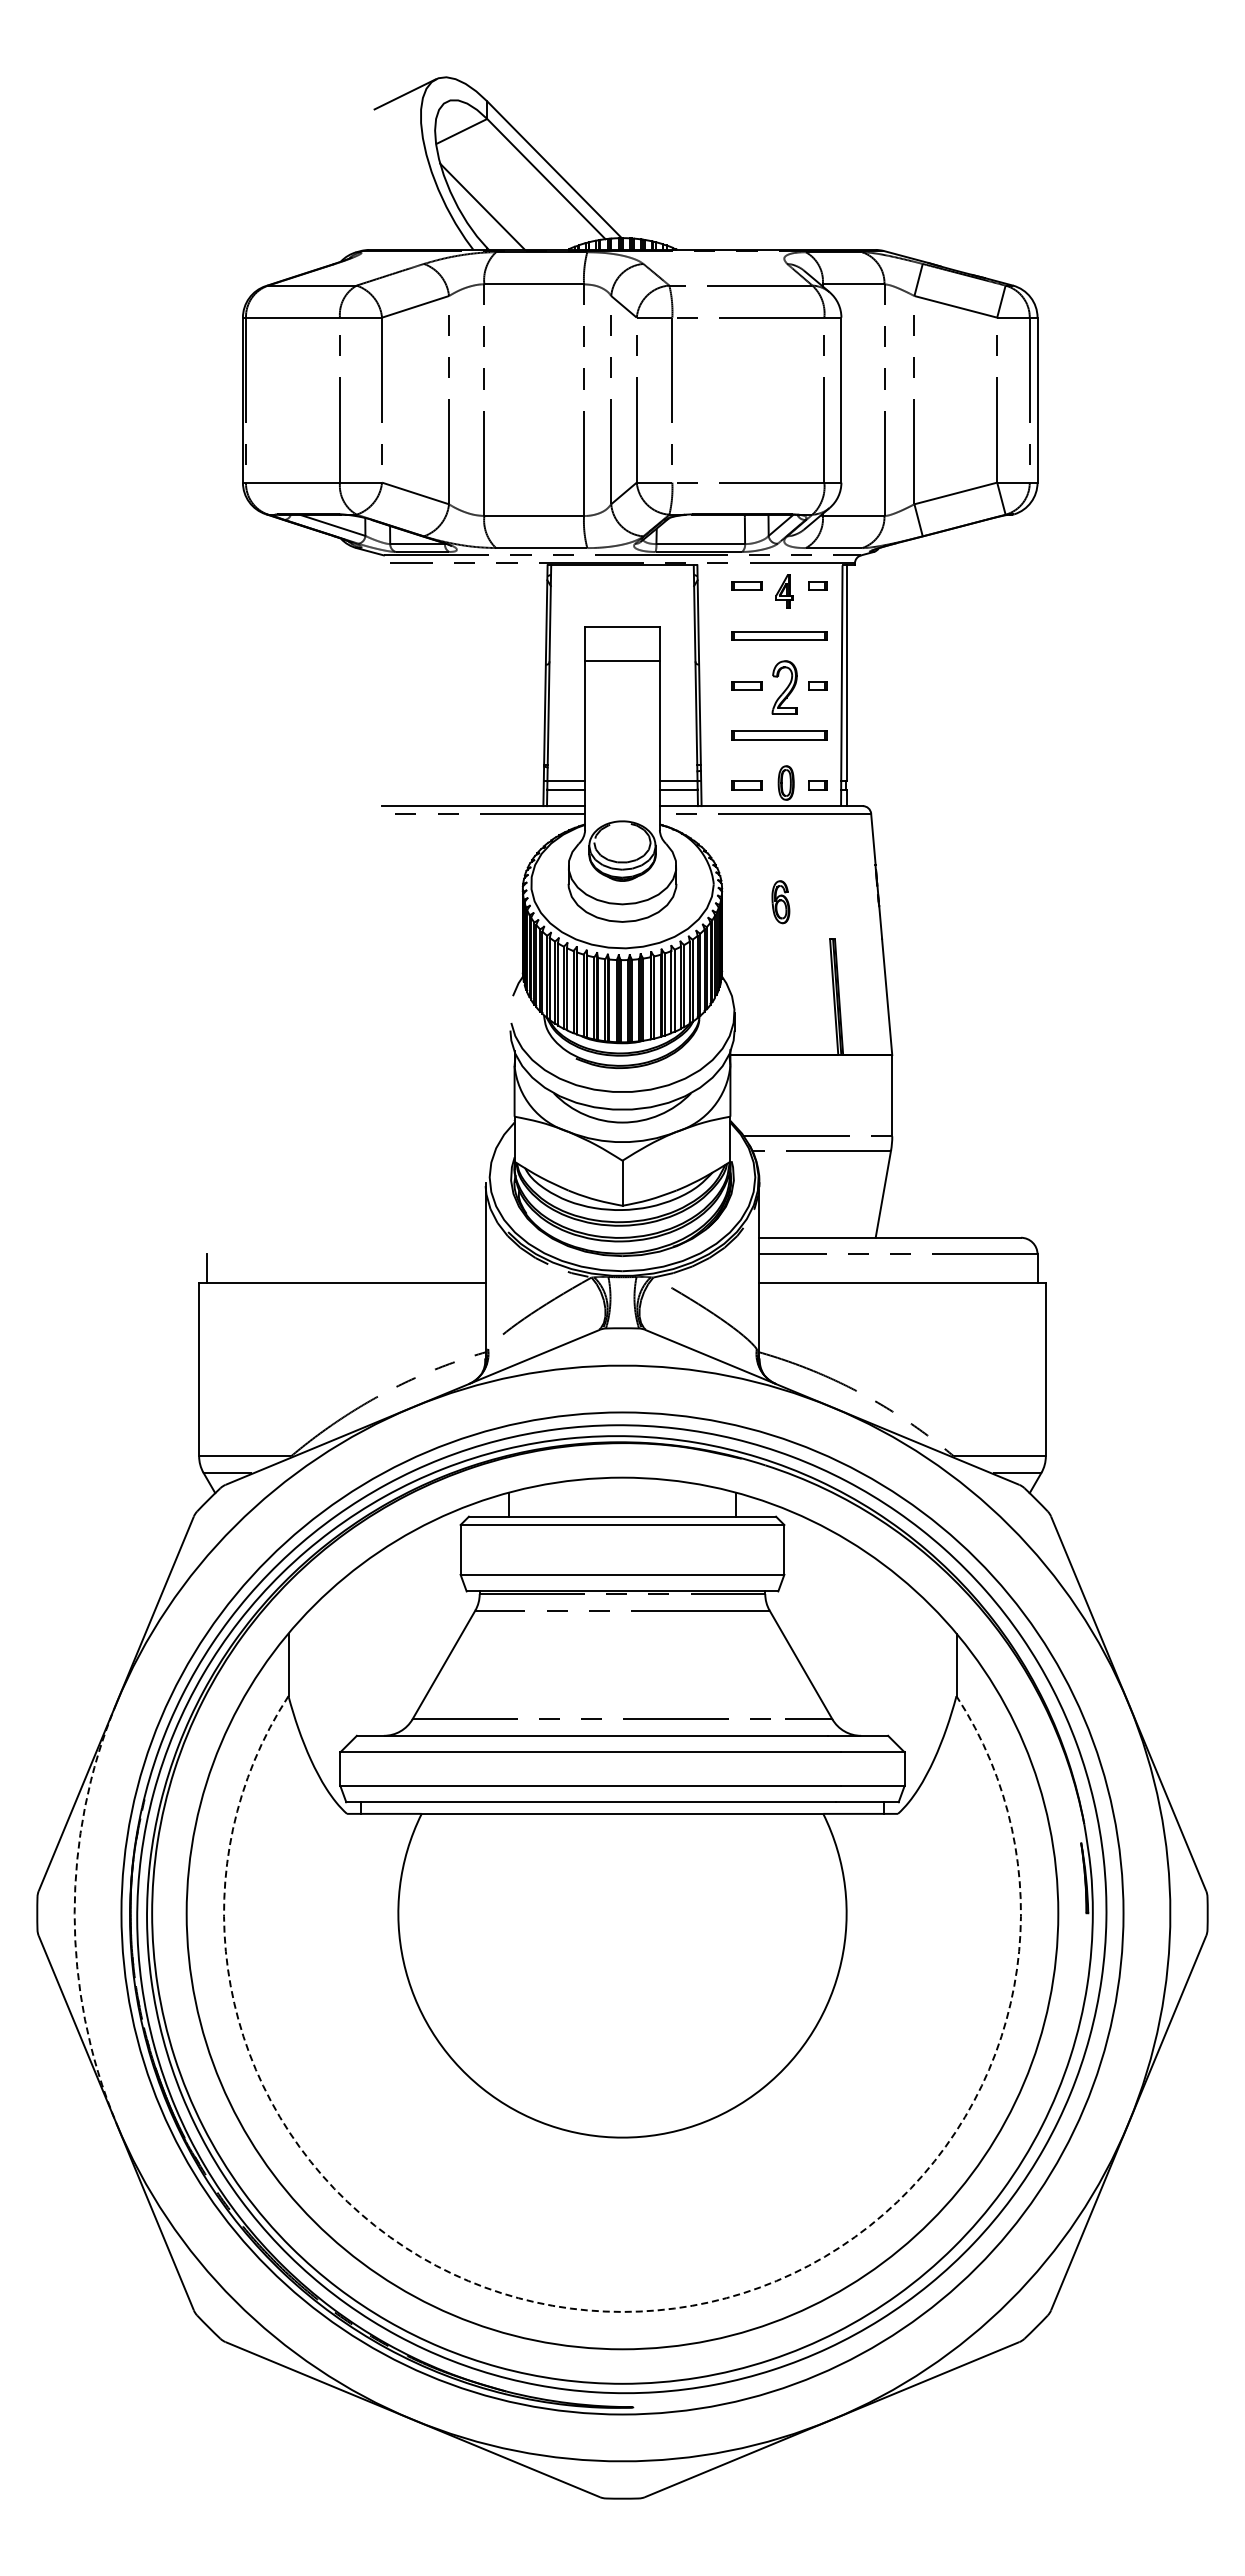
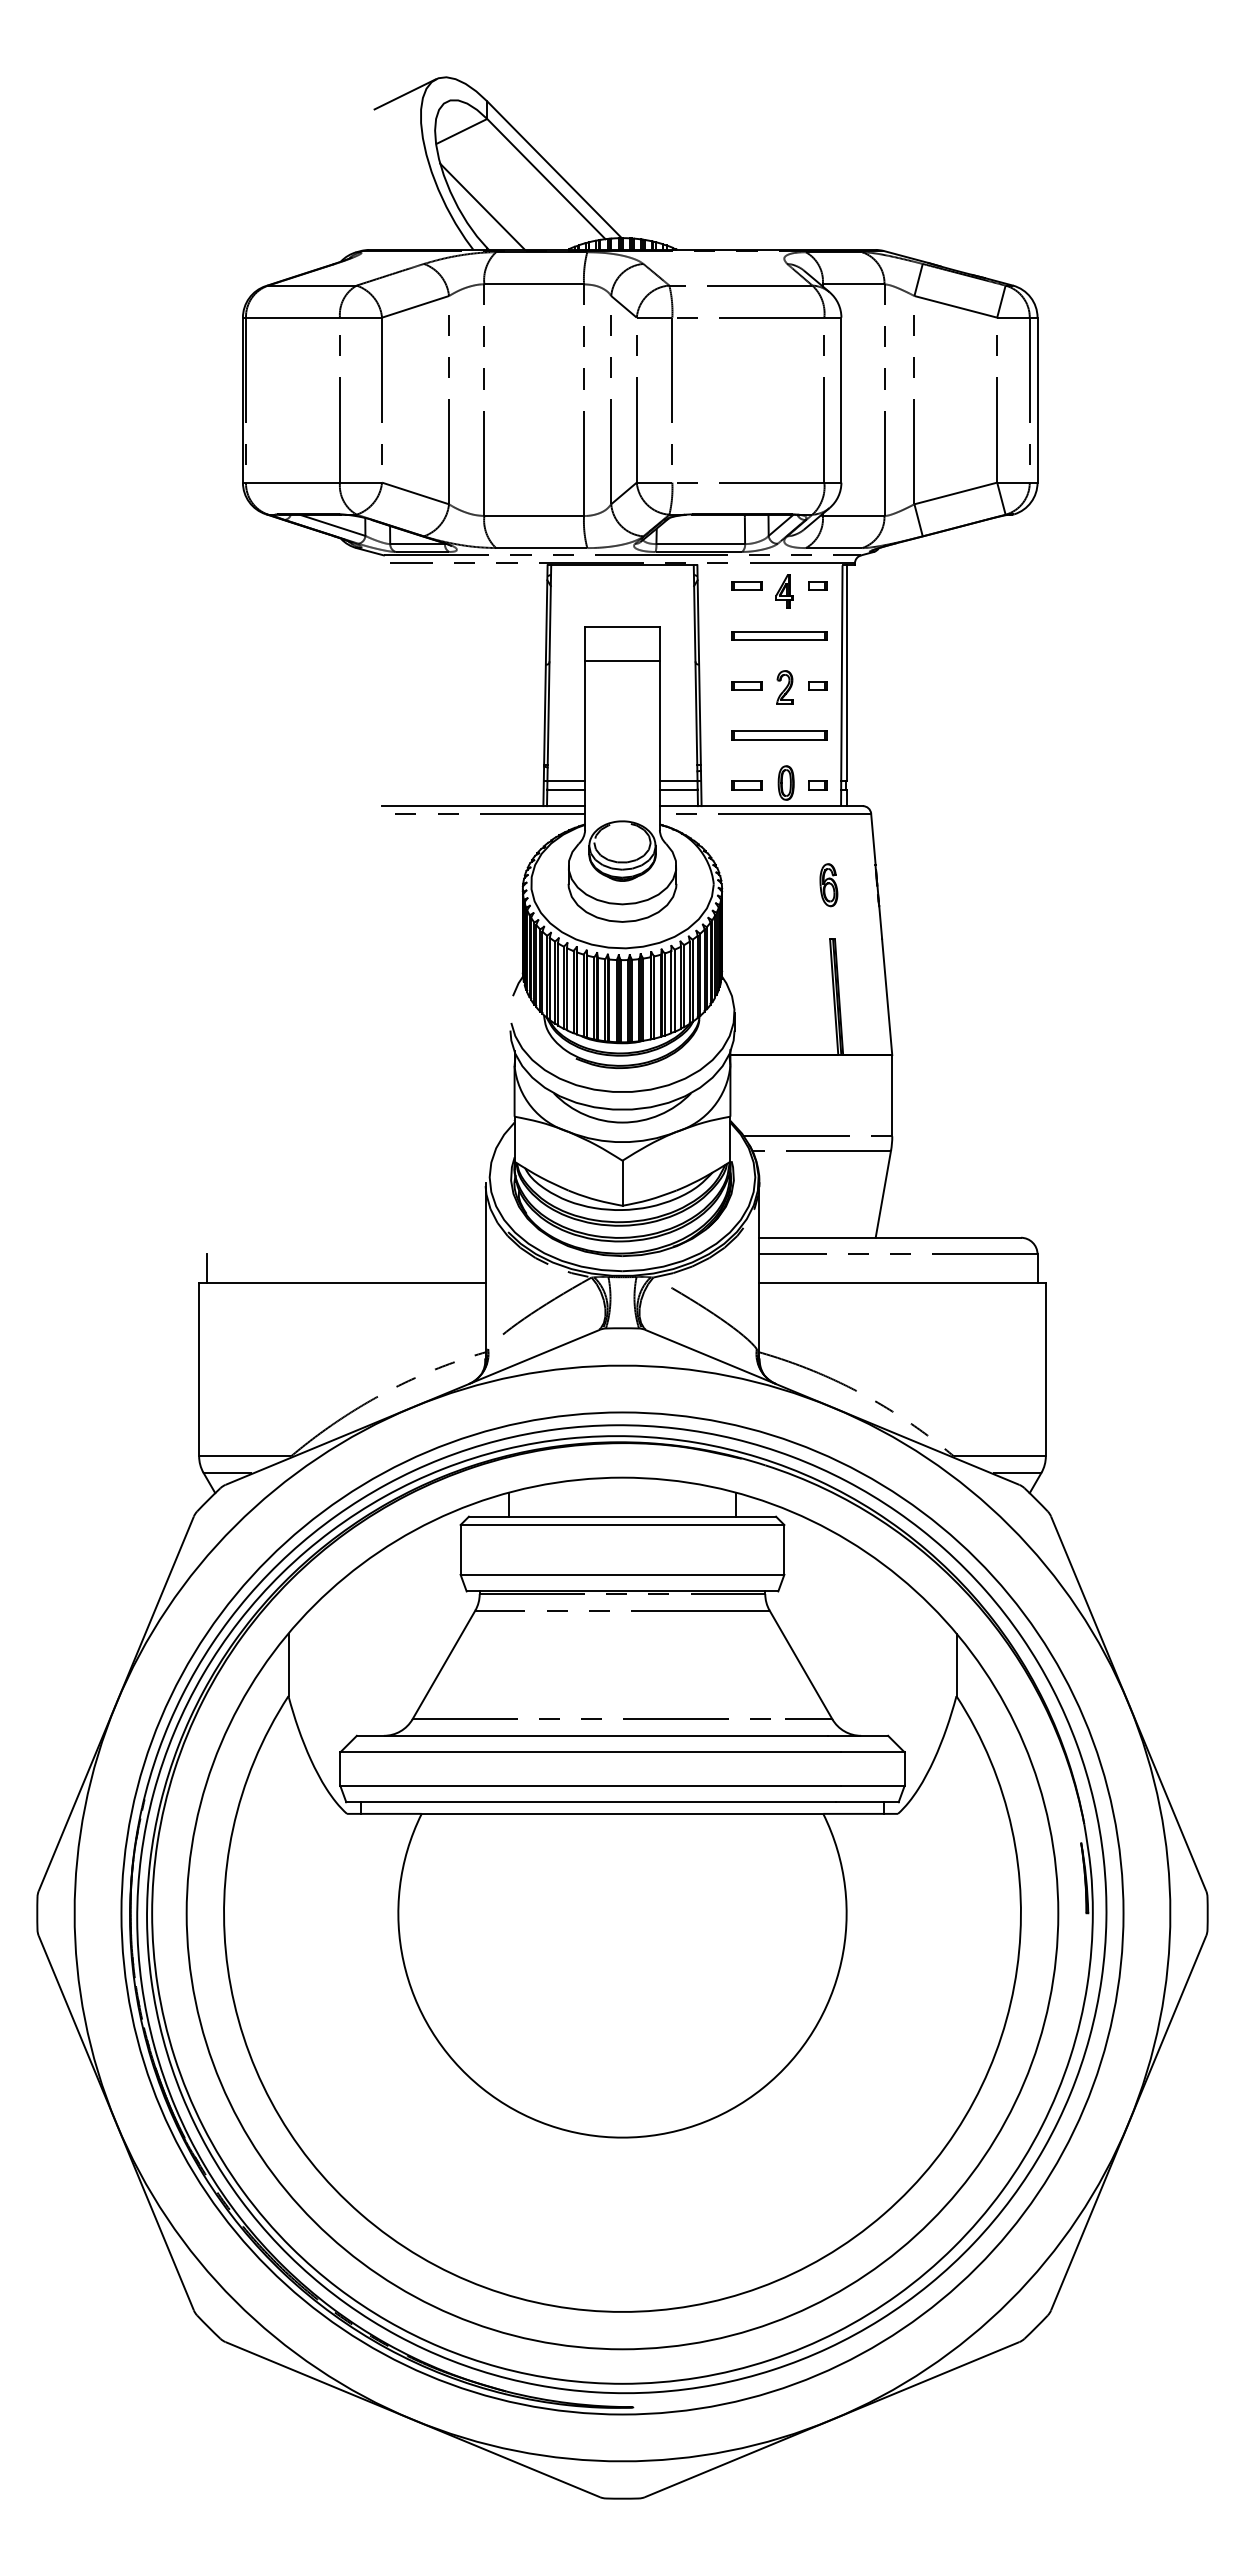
part size: 27x55 px -> 18x35 px (784, 687)
part position: (780, 902) -> (828, 885) (828, 885)
arc: dashed -> solid (74, 1913)
arc: dashed -> solid (622, 2311)
